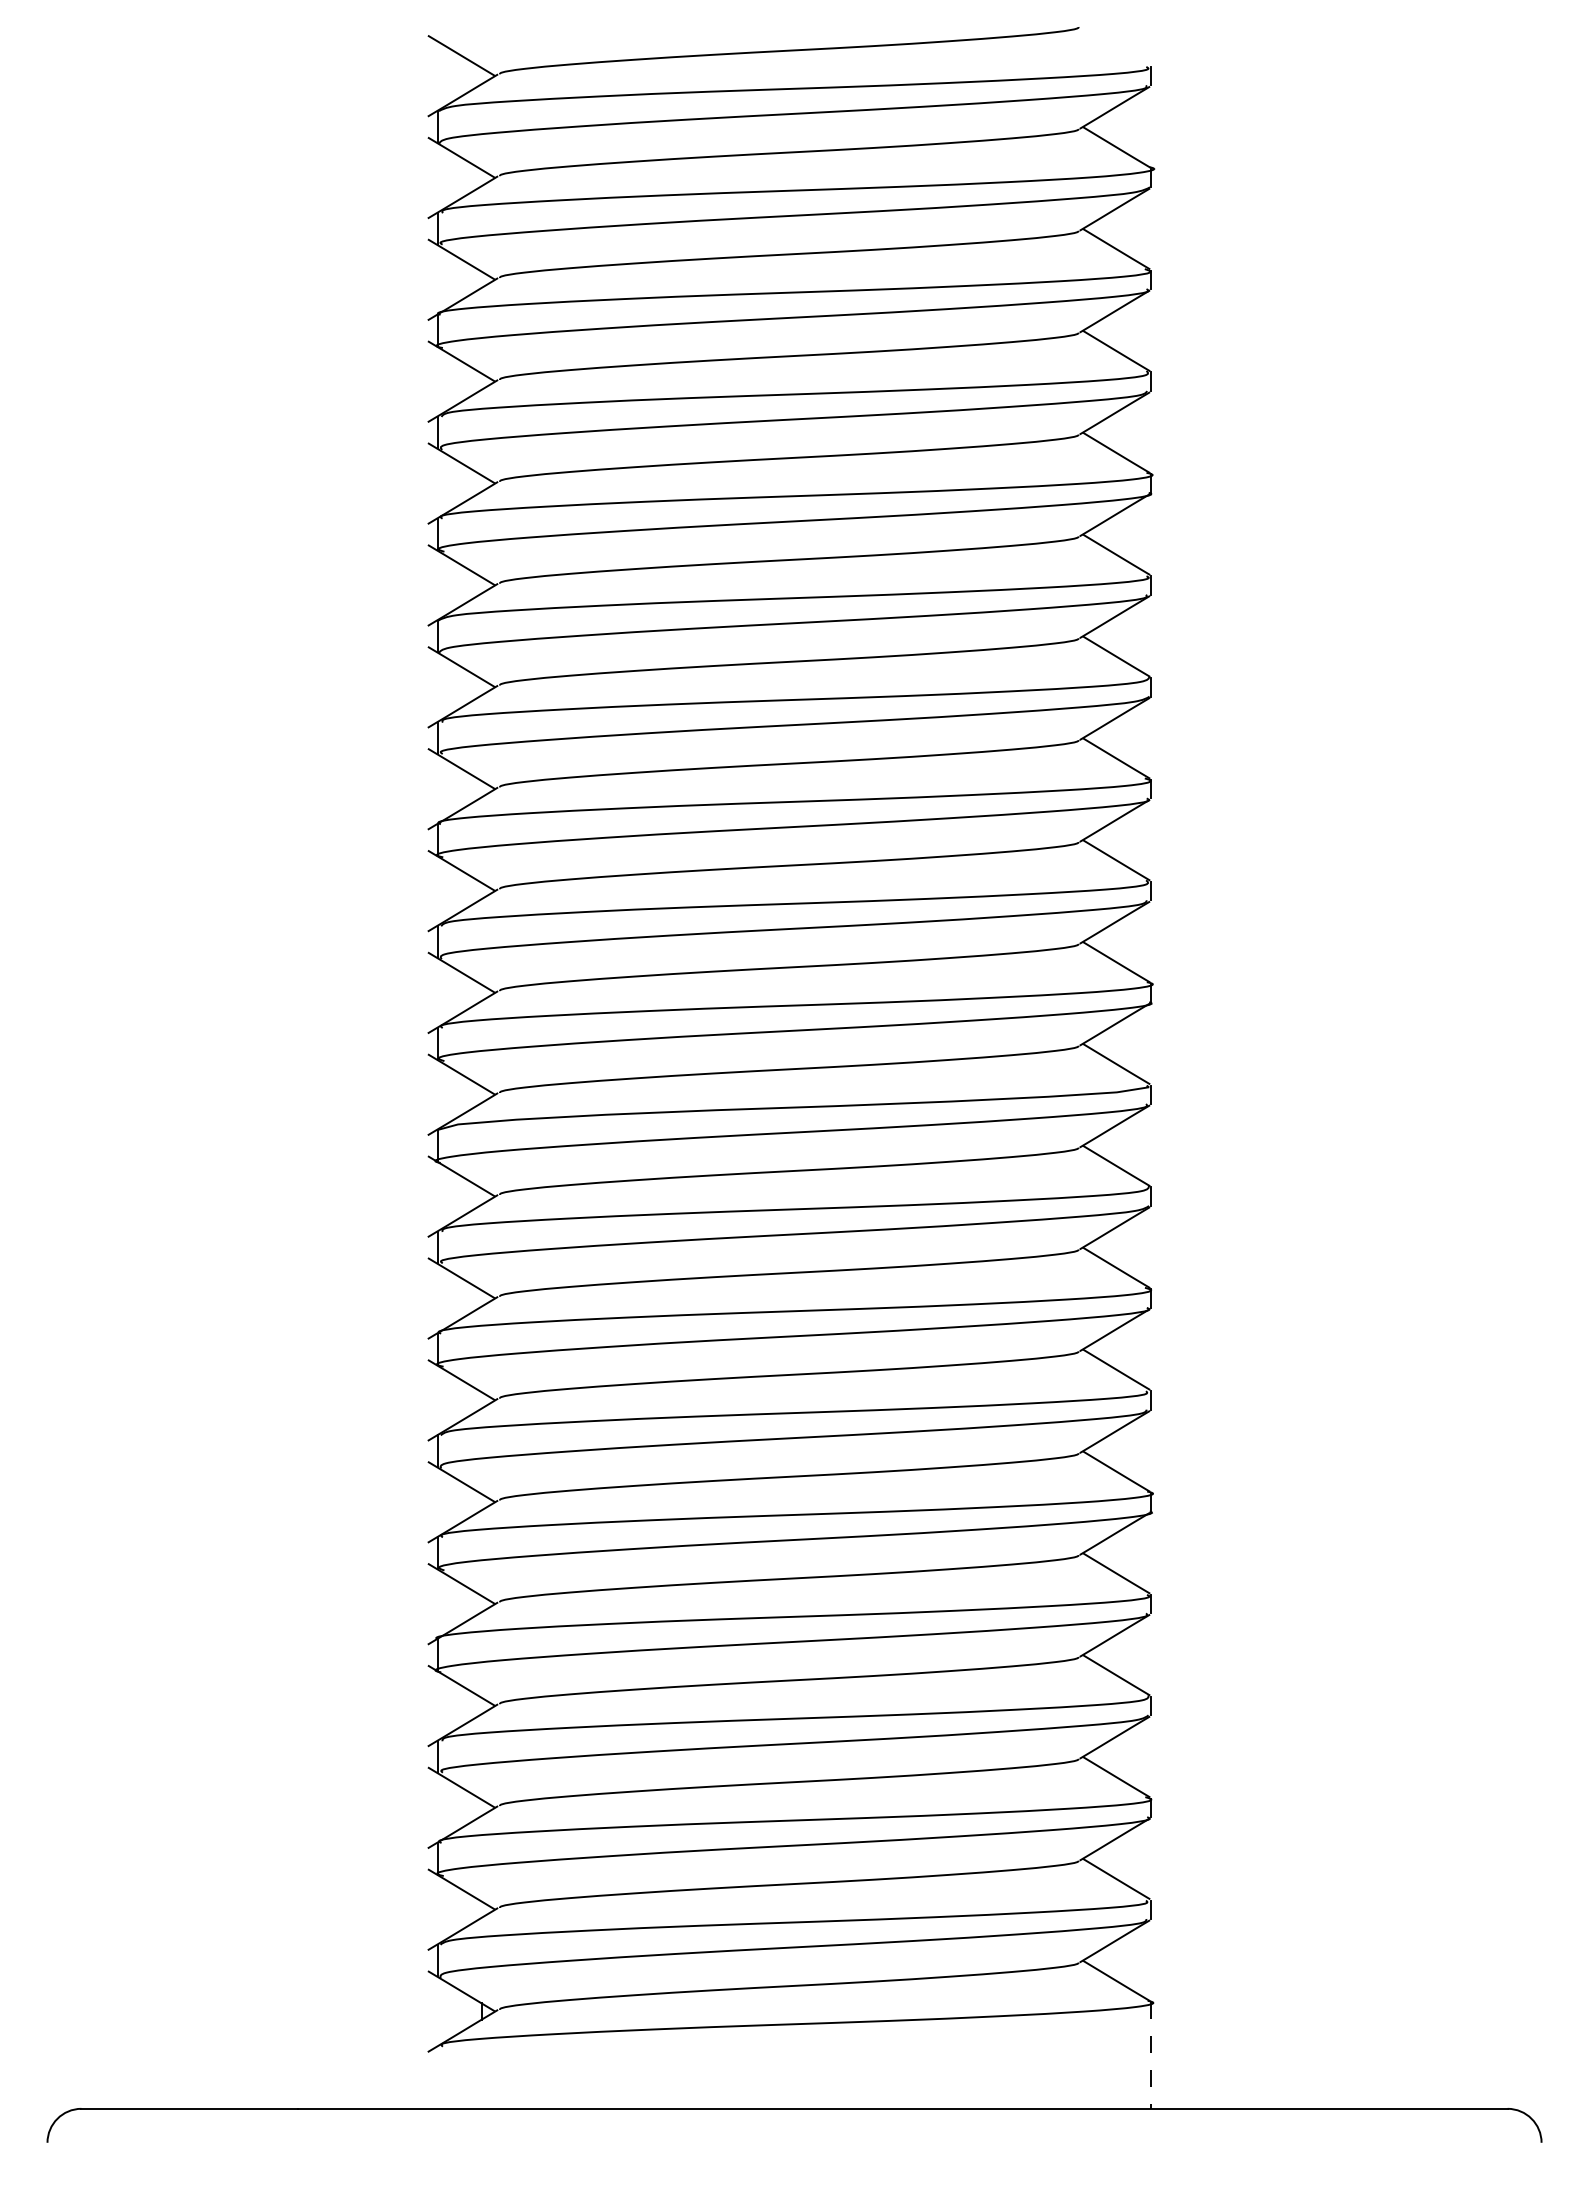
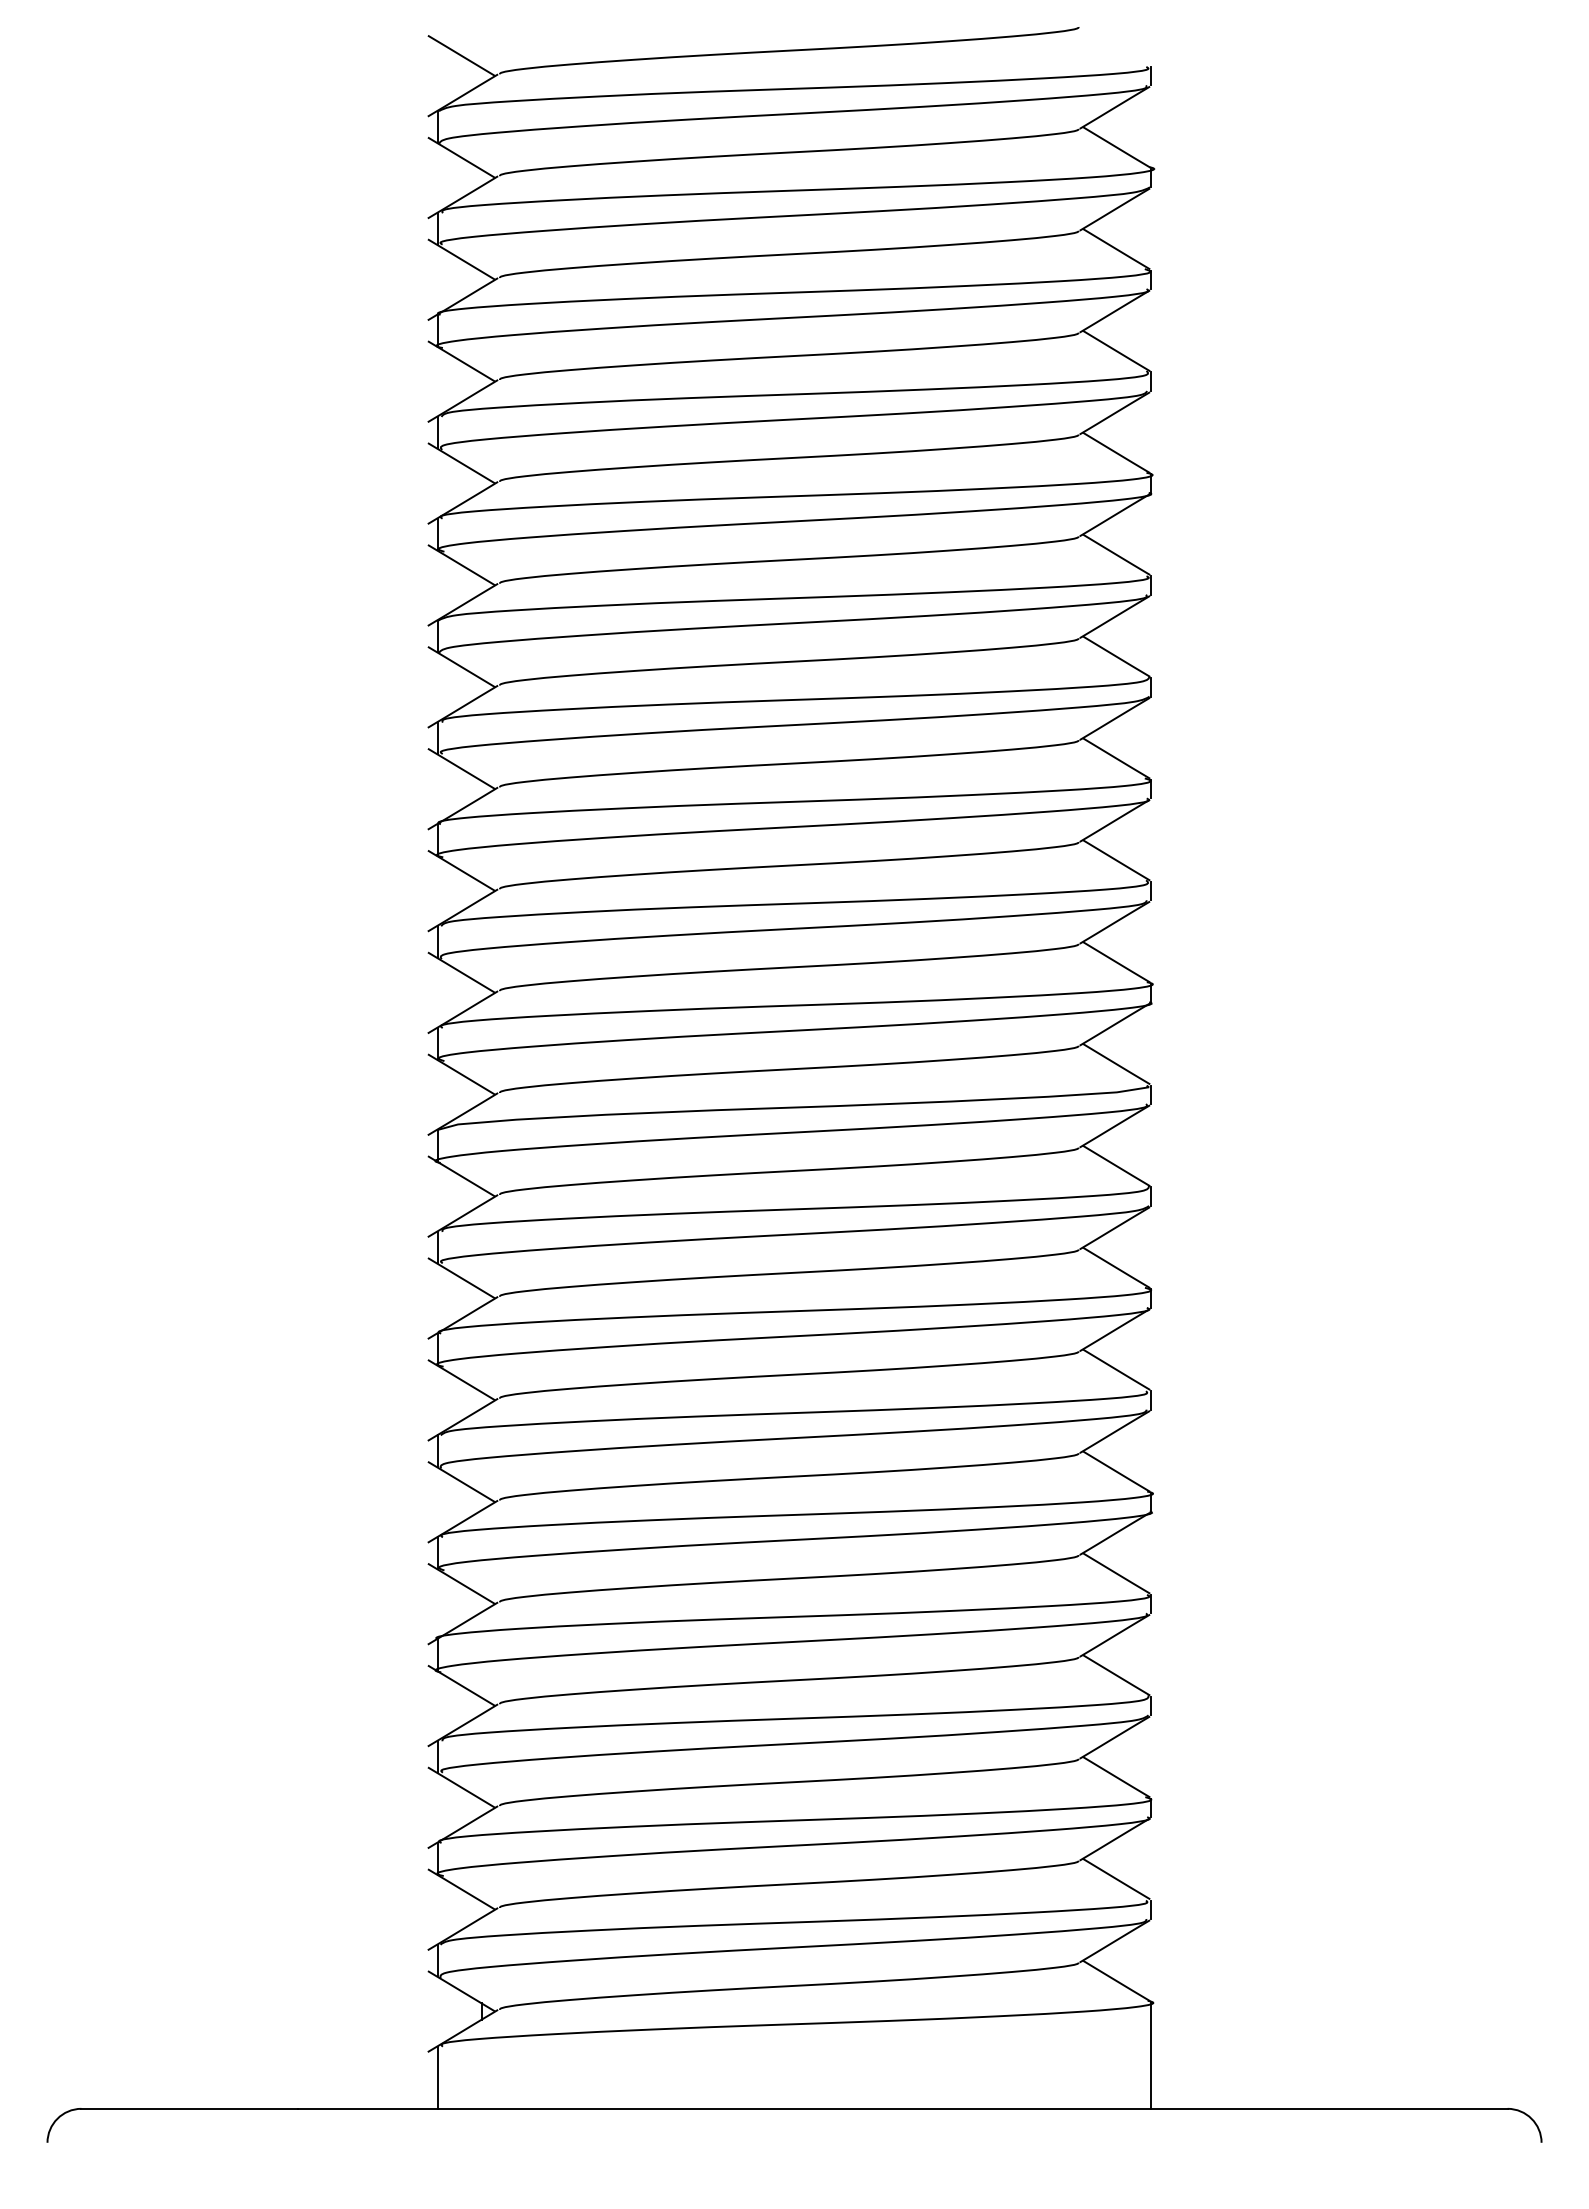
line: dashed -> solid (1151, 2056)
line: none -> present (438, 2077)
